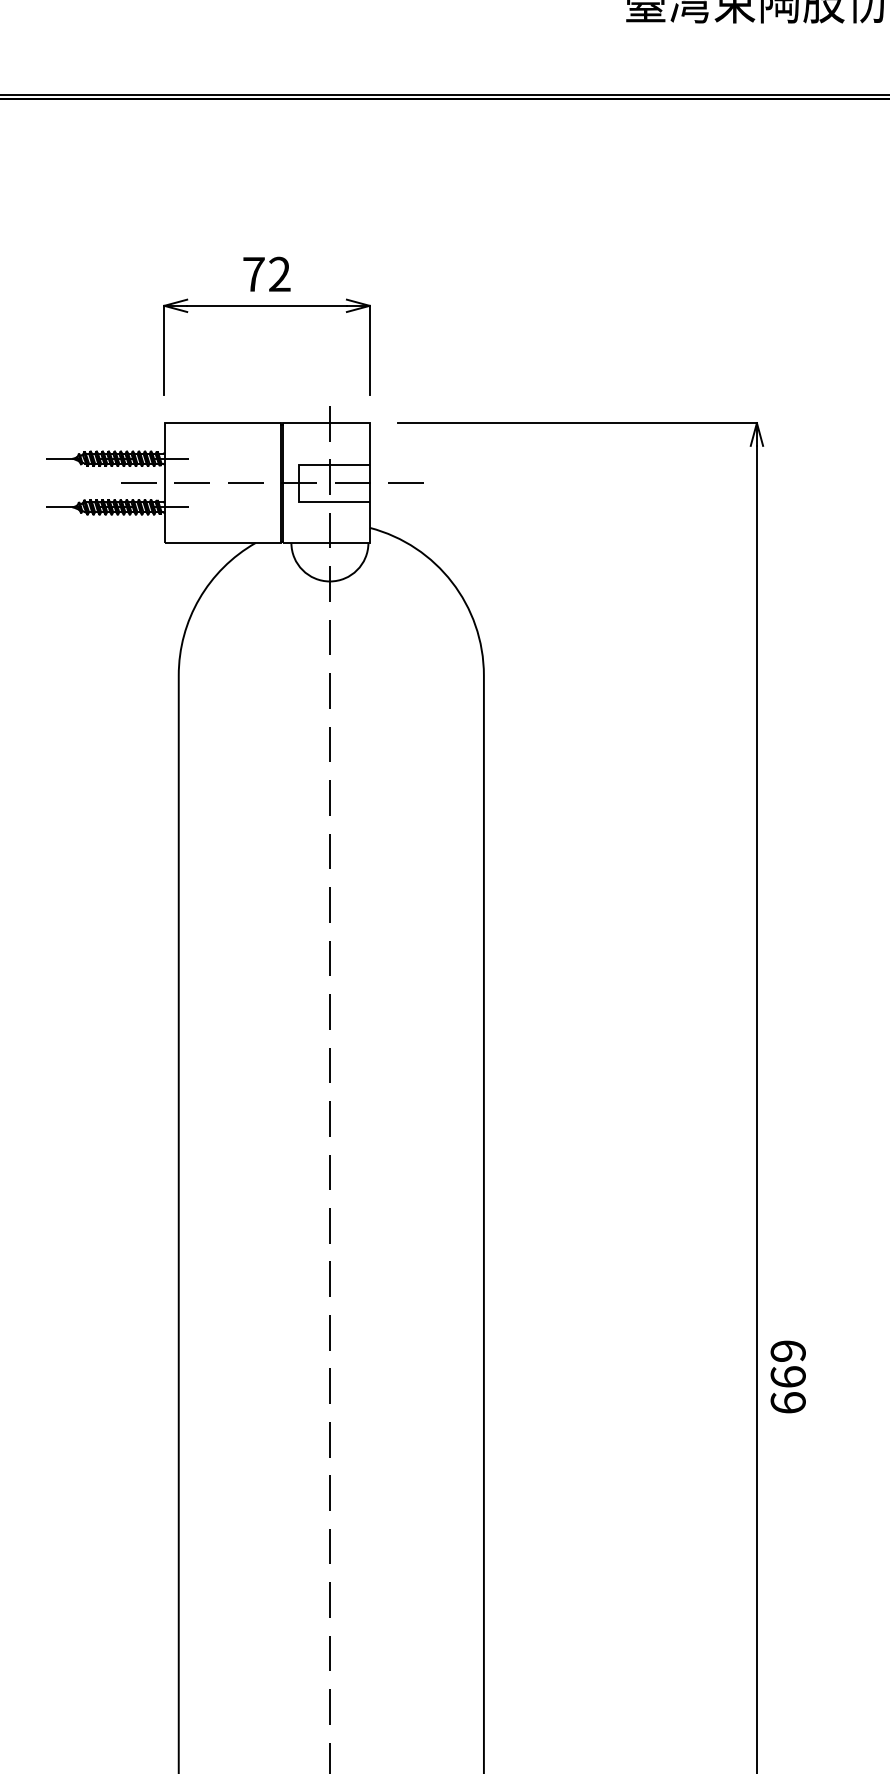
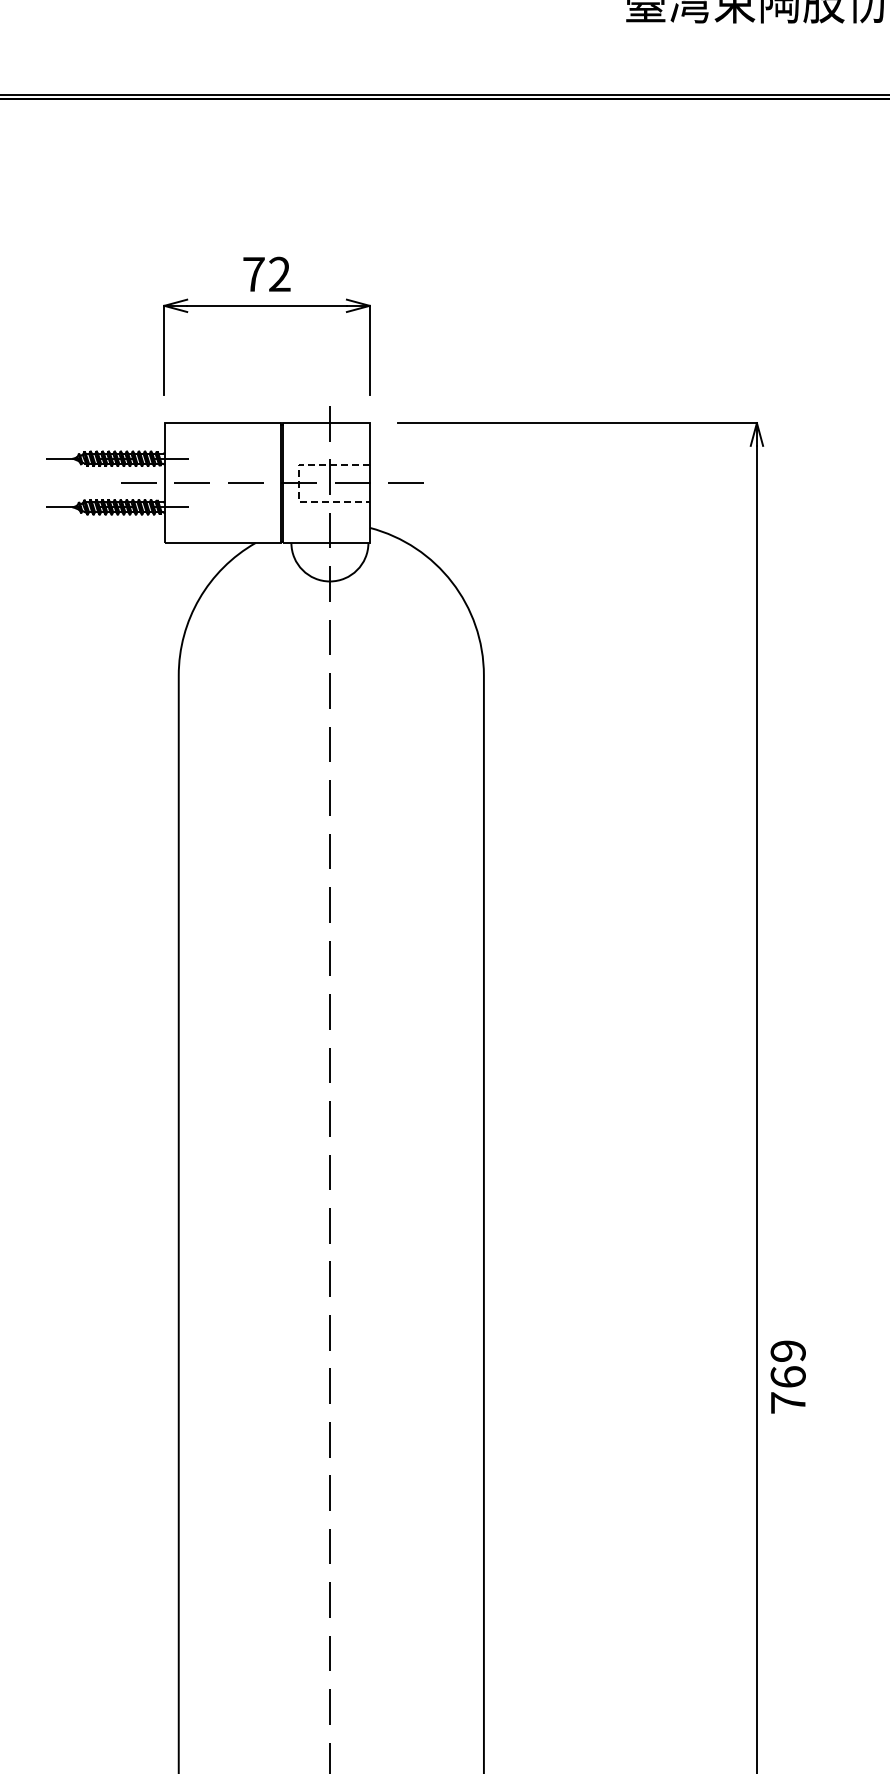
line: solid -> dashed (298, 483)
text: 669 -> 769 (787, 1402)
